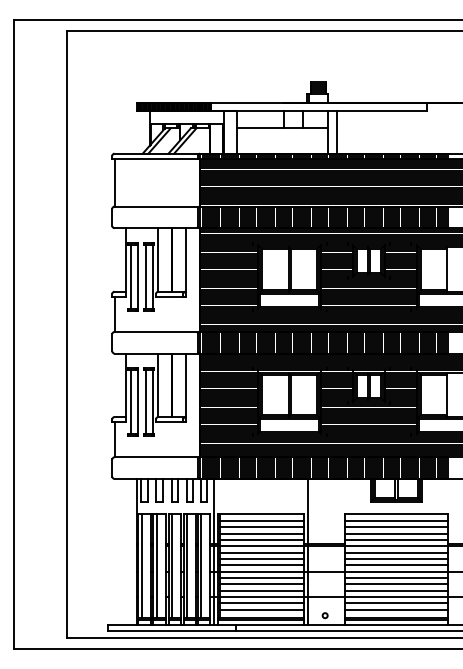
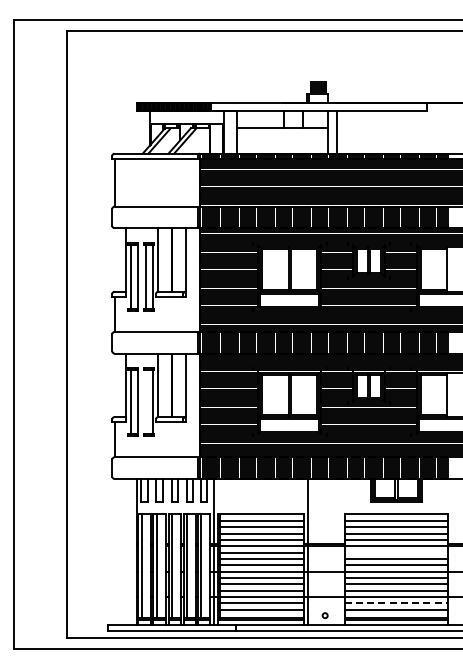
line: present -> none (146, 402)
line: present -> none (396, 552)
line: solid -> dashed (396, 603)
